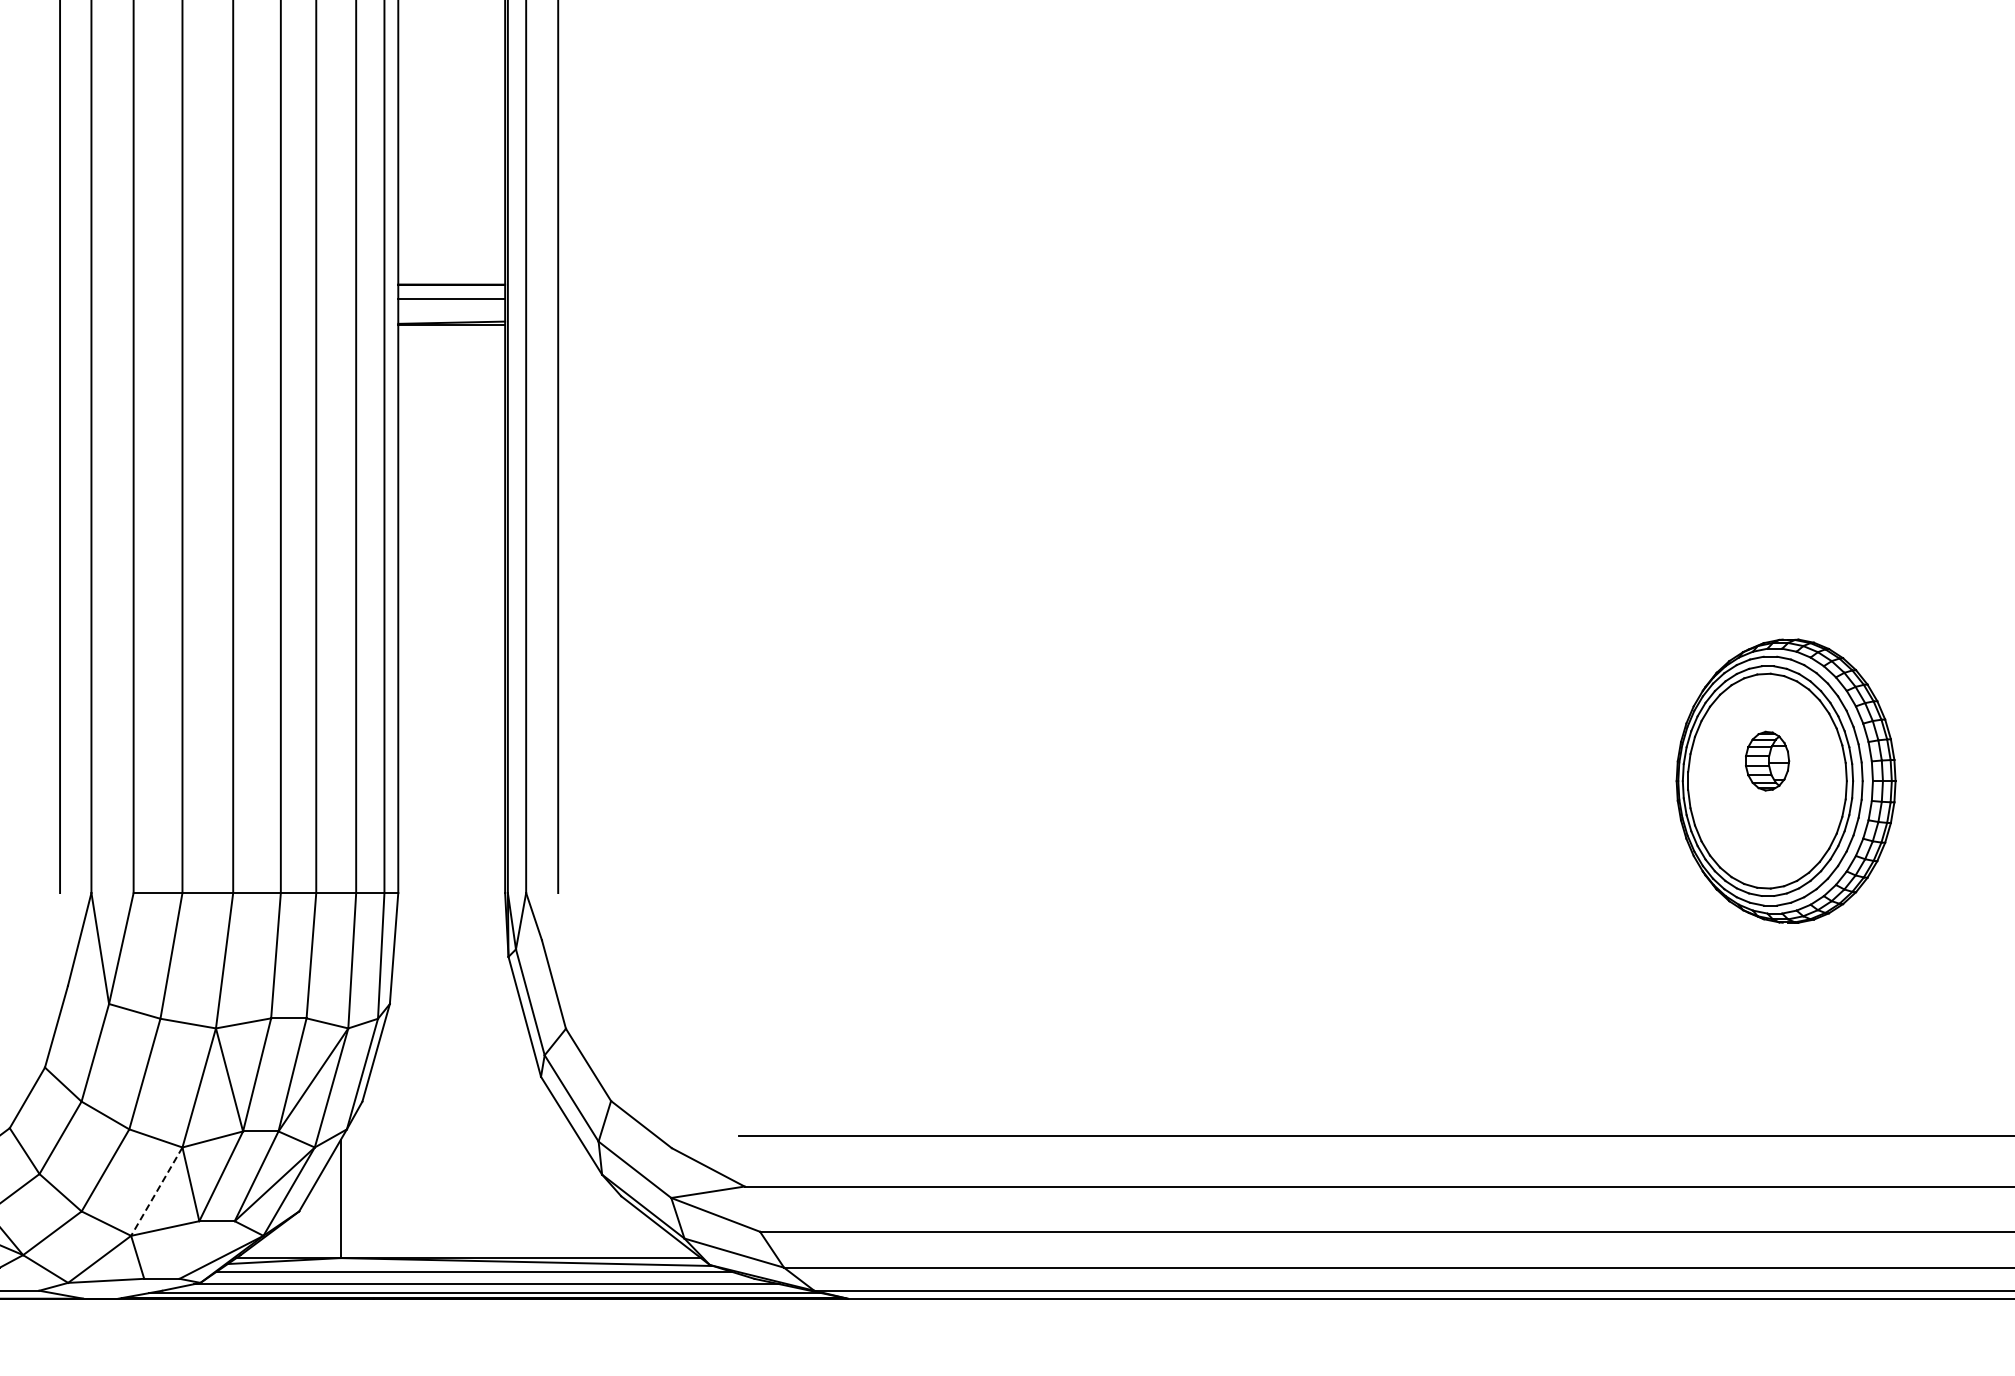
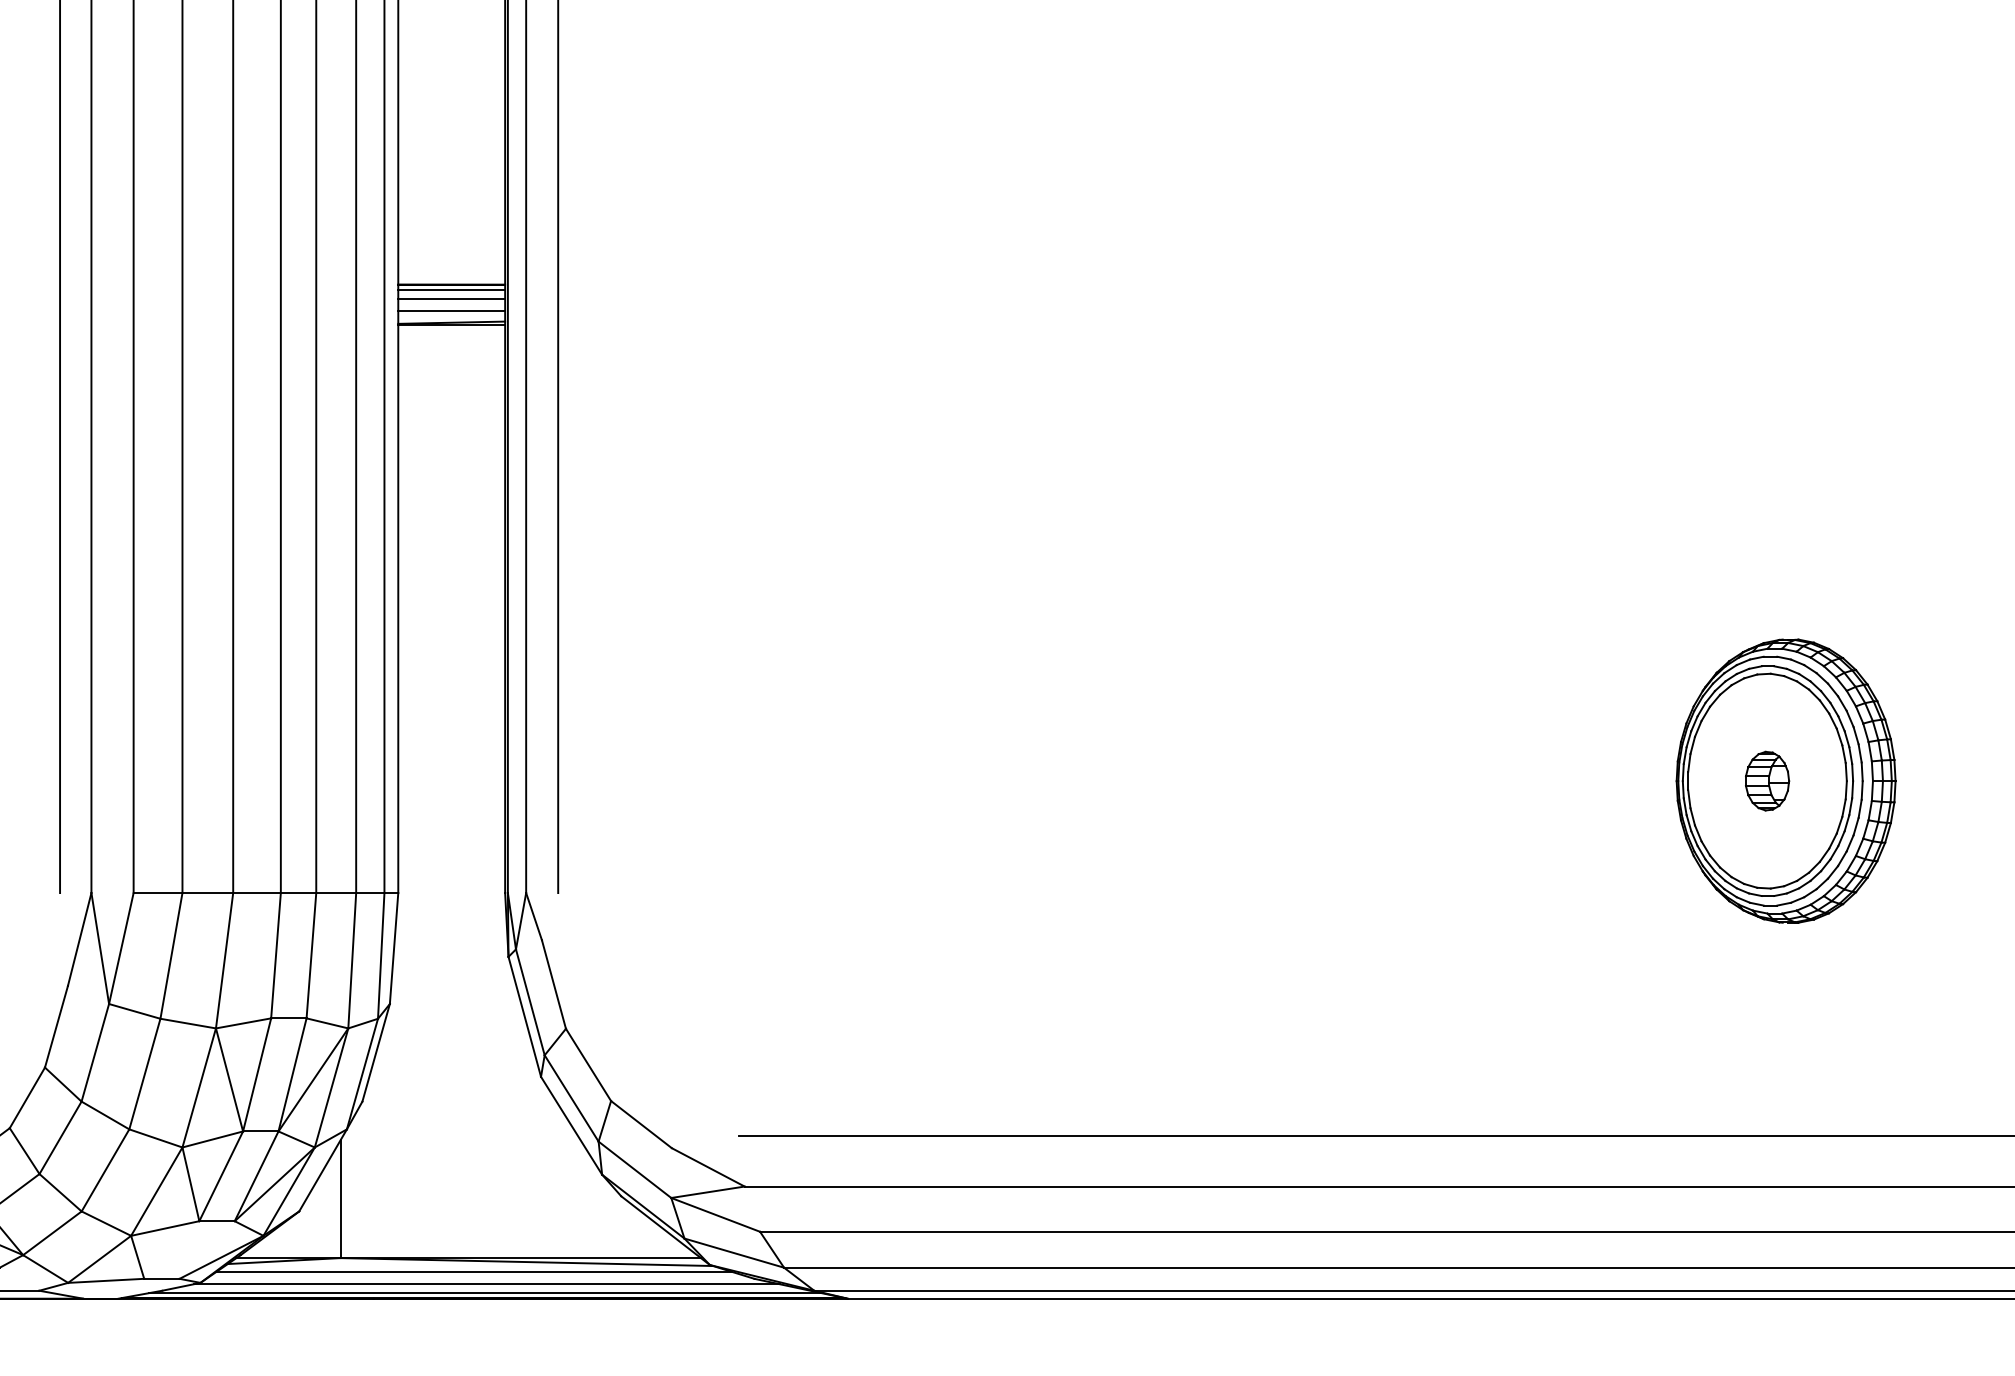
line: none -> present (451, 289)
line: none -> present (451, 311)
part position: (1767, 760) -> (1767, 780) (1767, 780)
line: dashed -> solid (156, 1192)
